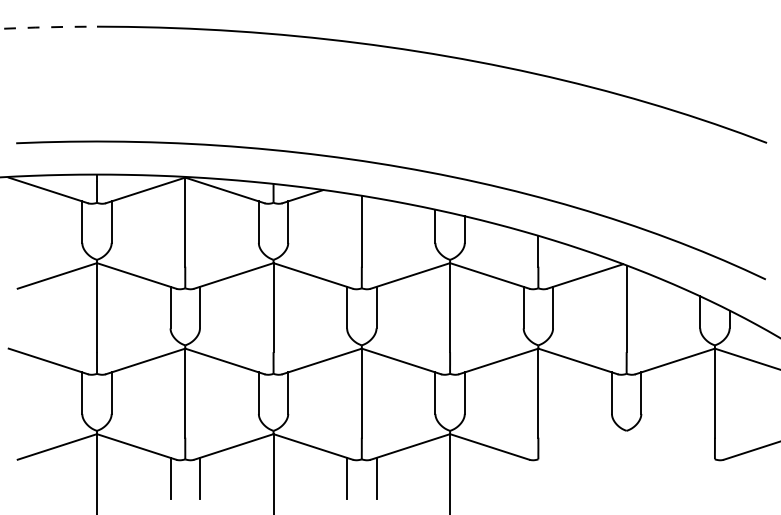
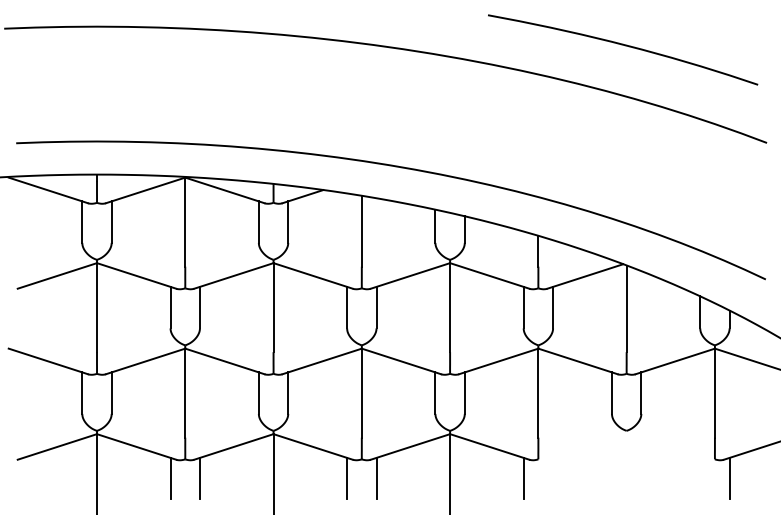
line: dashed -> solid (51, 27)
curve: none -> present (625, 46)
line: none -> present (523, 478)
line: none -> present (729, 478)
